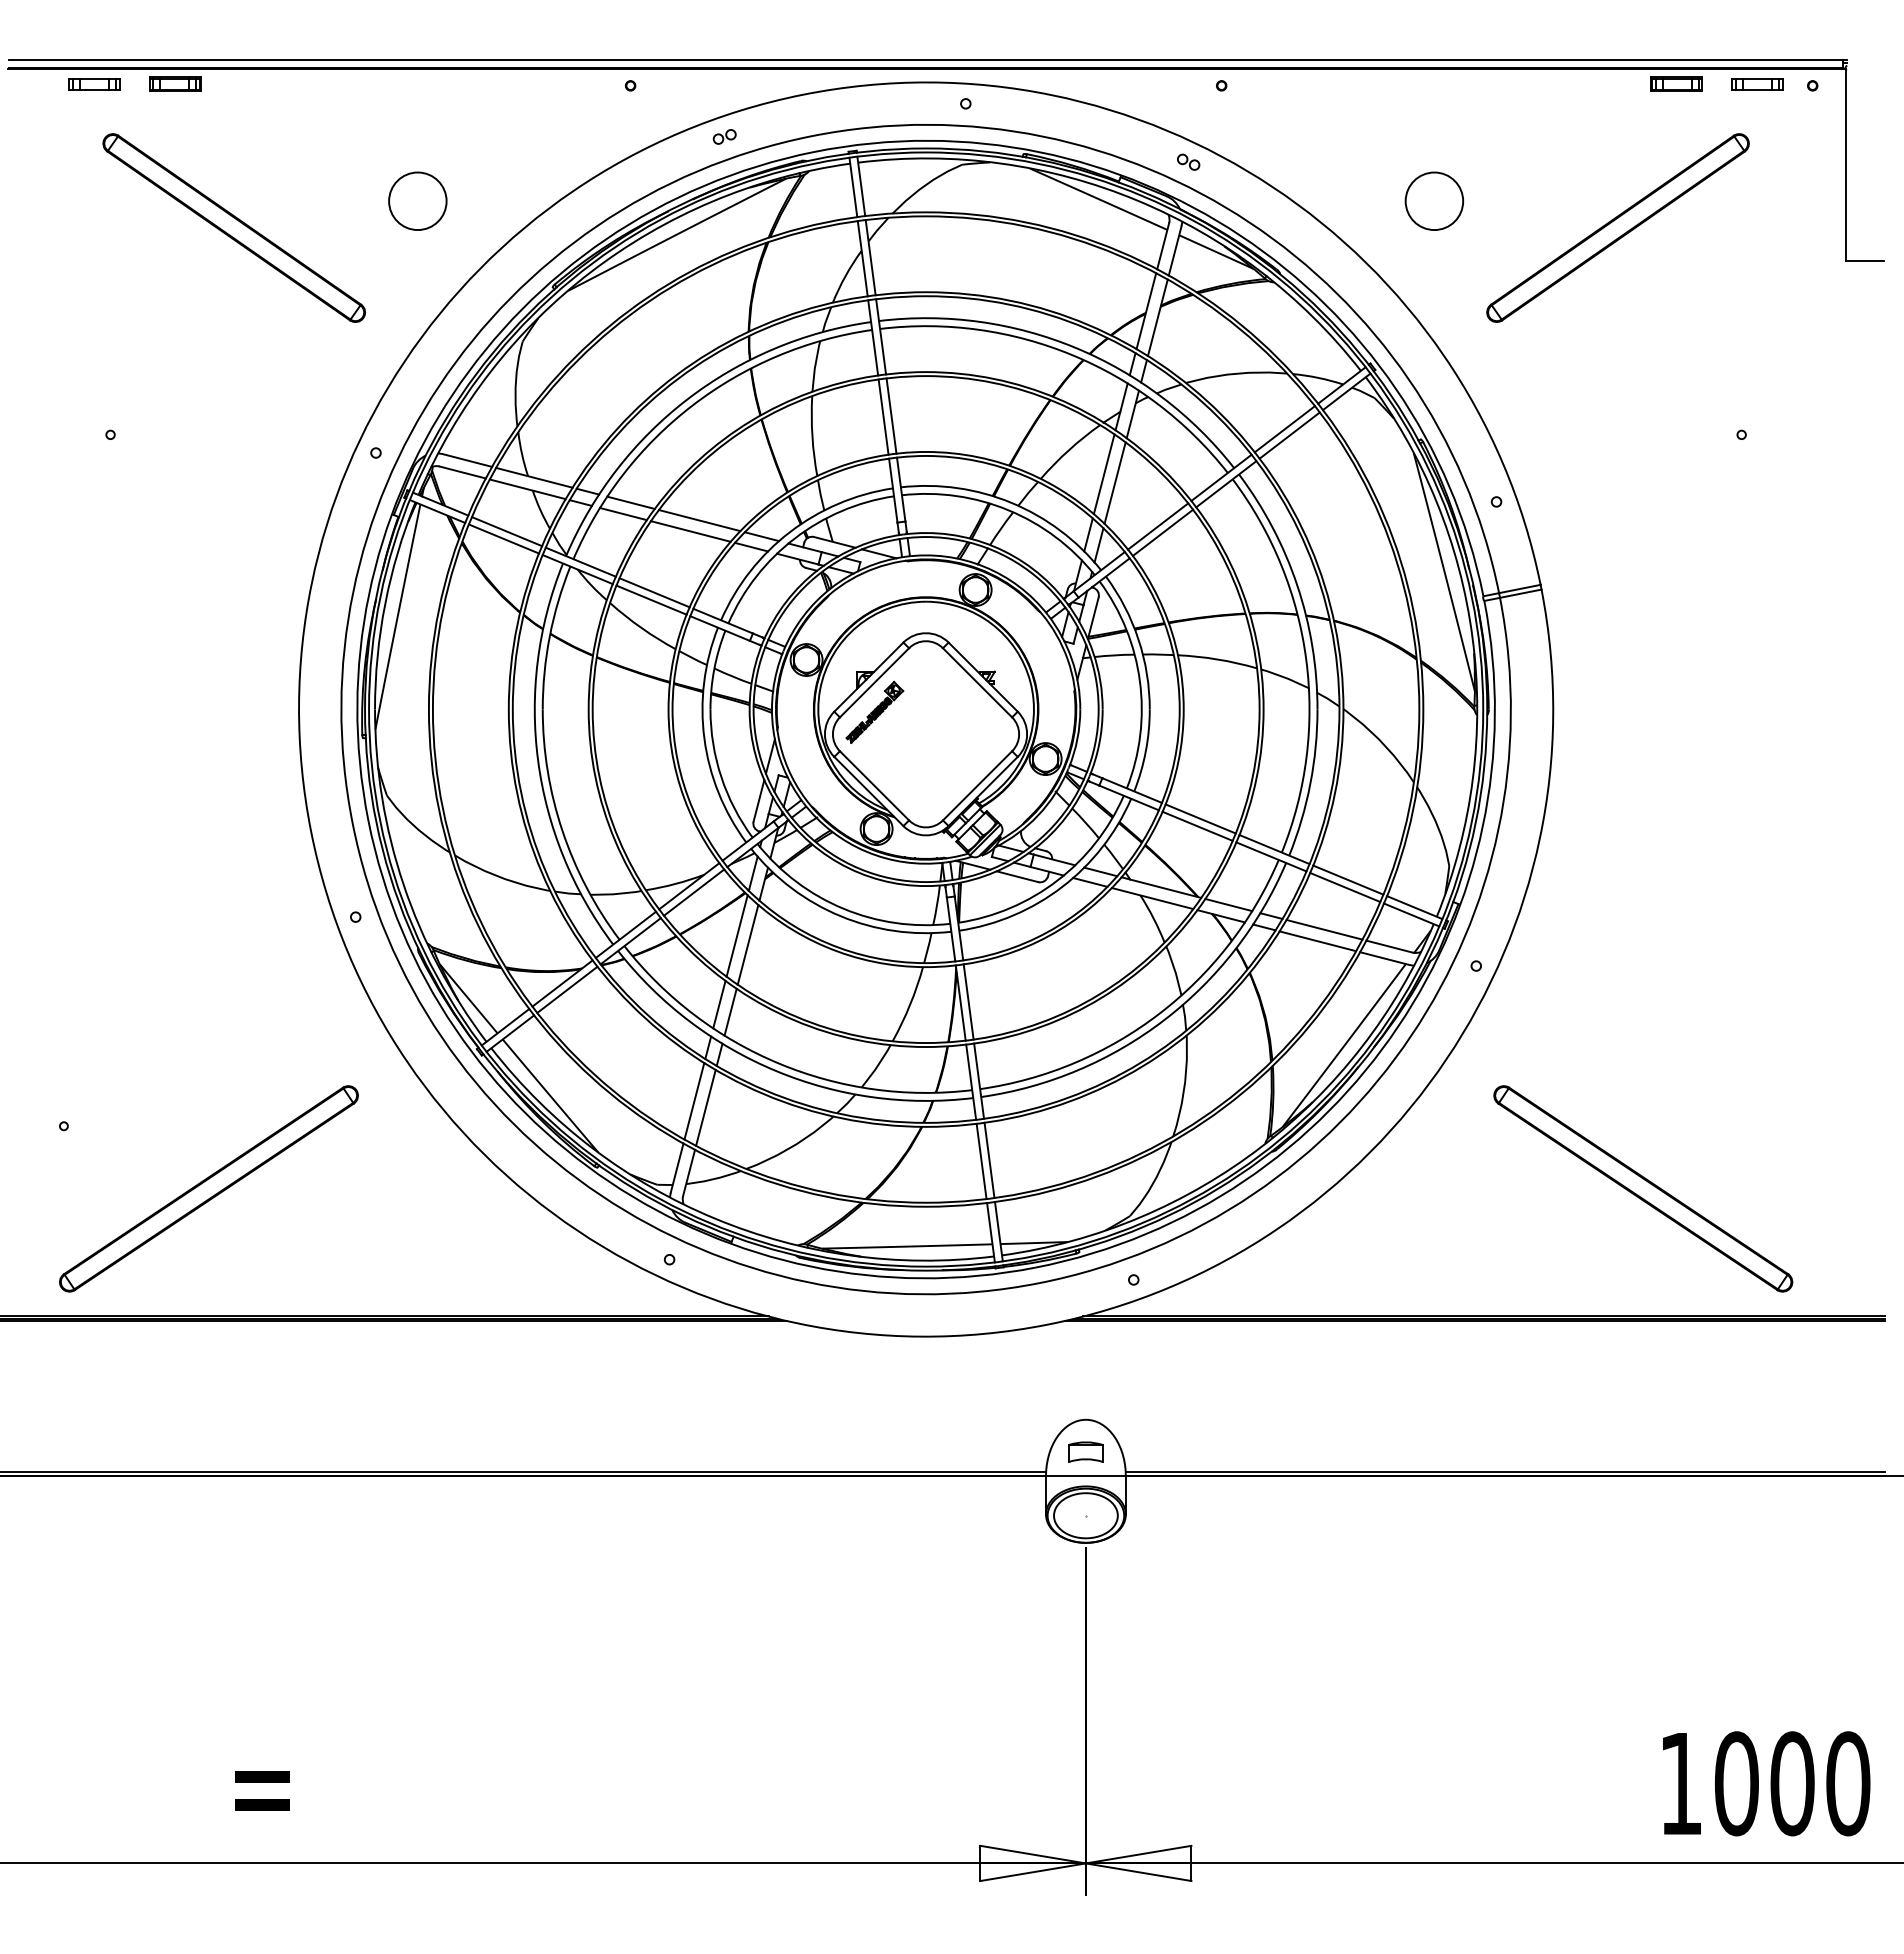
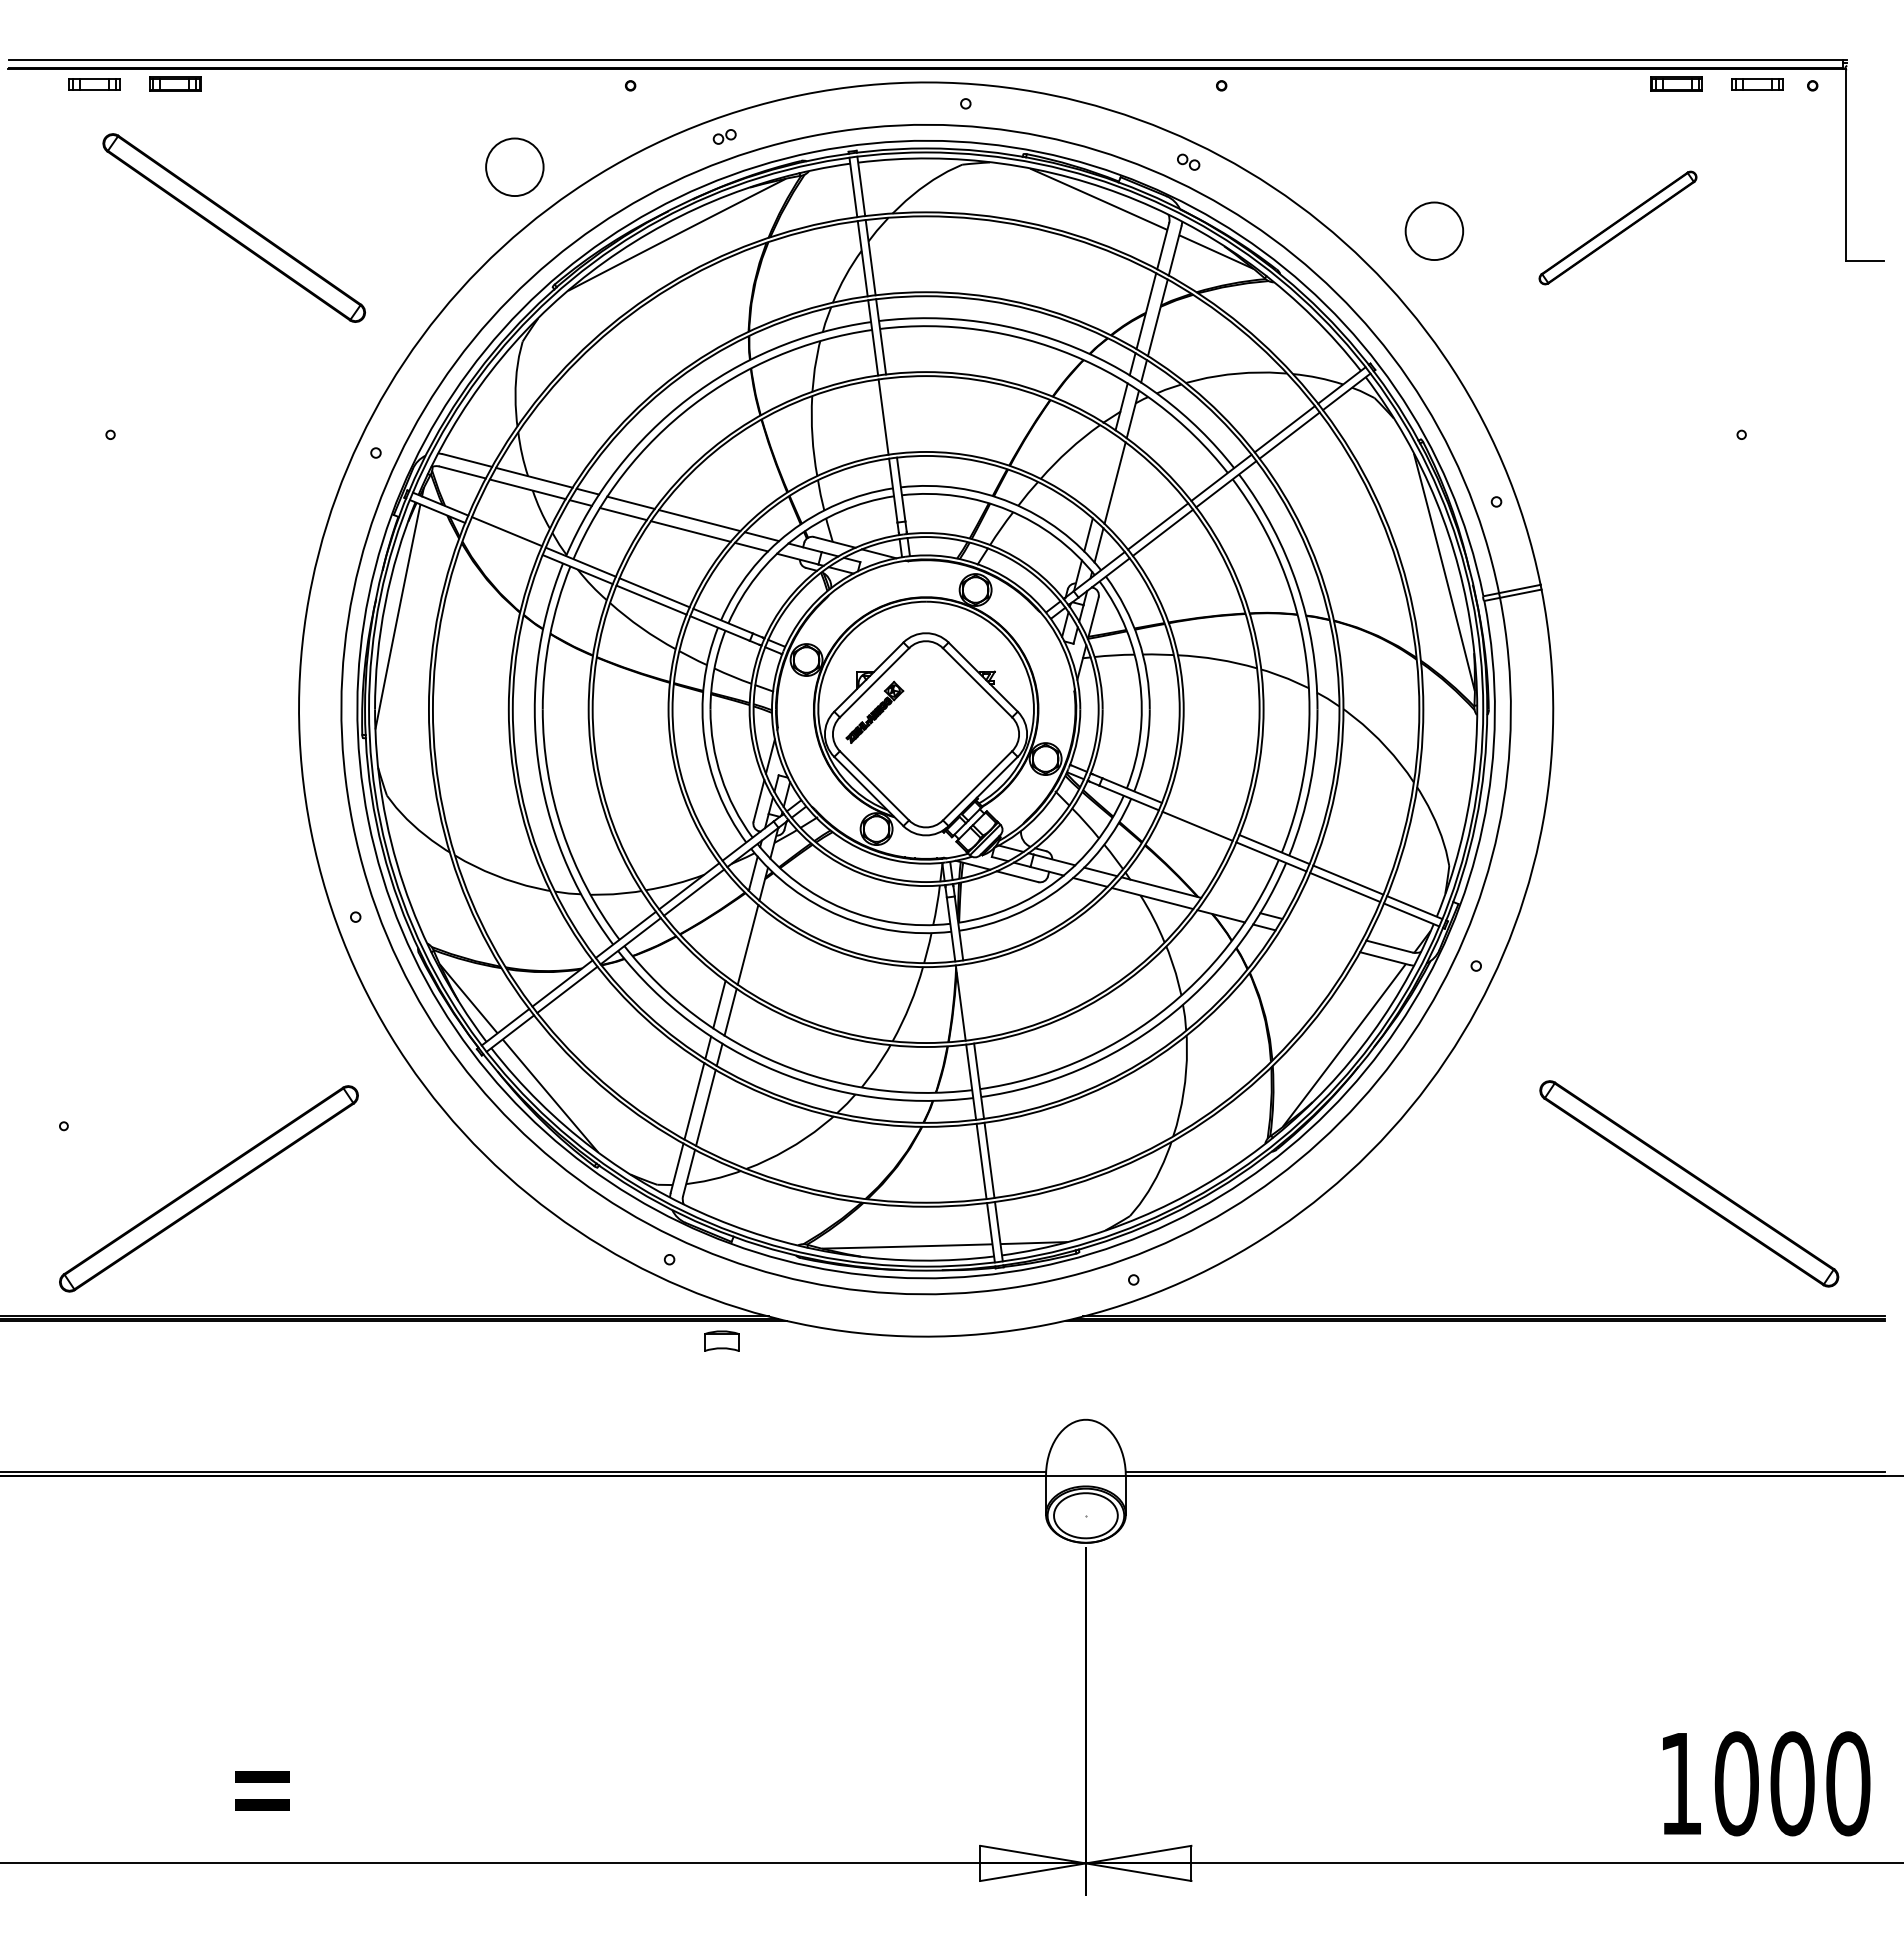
circle position: (417, 200) -> (514, 166) (514, 166)
circle position: (1434, 200) -> (1434, 230) (1434, 230)
part size: 264x190 px -> 160x116 px (1617, 227)
line: present -> none (891, 415)
line: present -> none (1103, 474)
line: present -> none (503, 538)
line: present -> none (1200, 818)
line: present -> none (1228, 905)
line: present -> none (1324, 929)
line: present -> none (736, 935)
line: present -> none (1317, 941)
line: present -> none (968, 1001)
part position: (1643, 1188) -> (1689, 1183) (1689, 1183)
part position: (1085, 1451) -> (721, 1340) (721, 1340)
